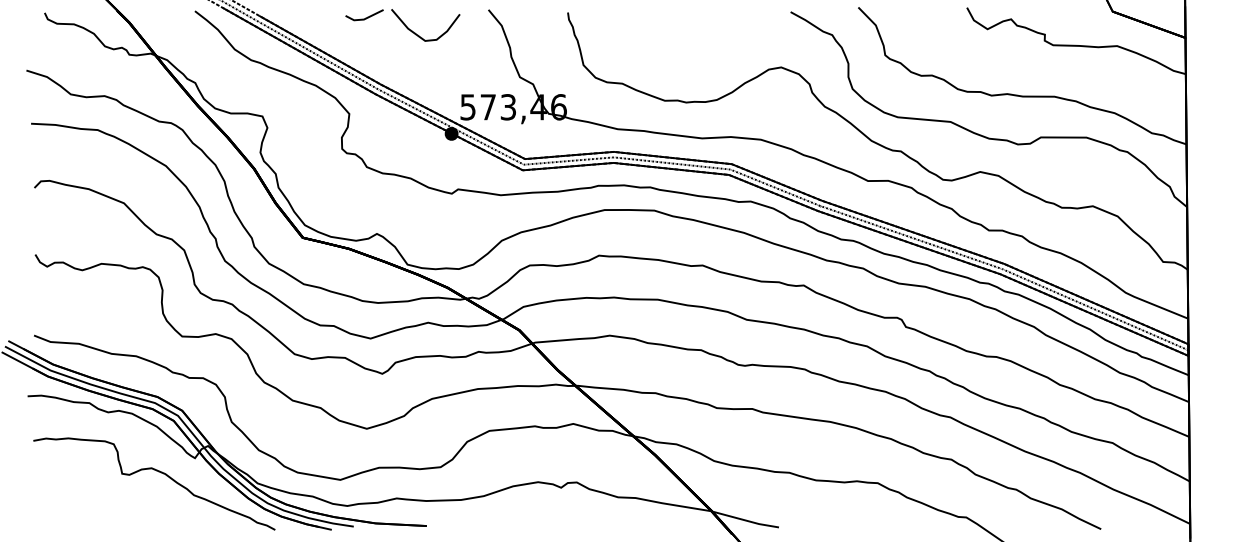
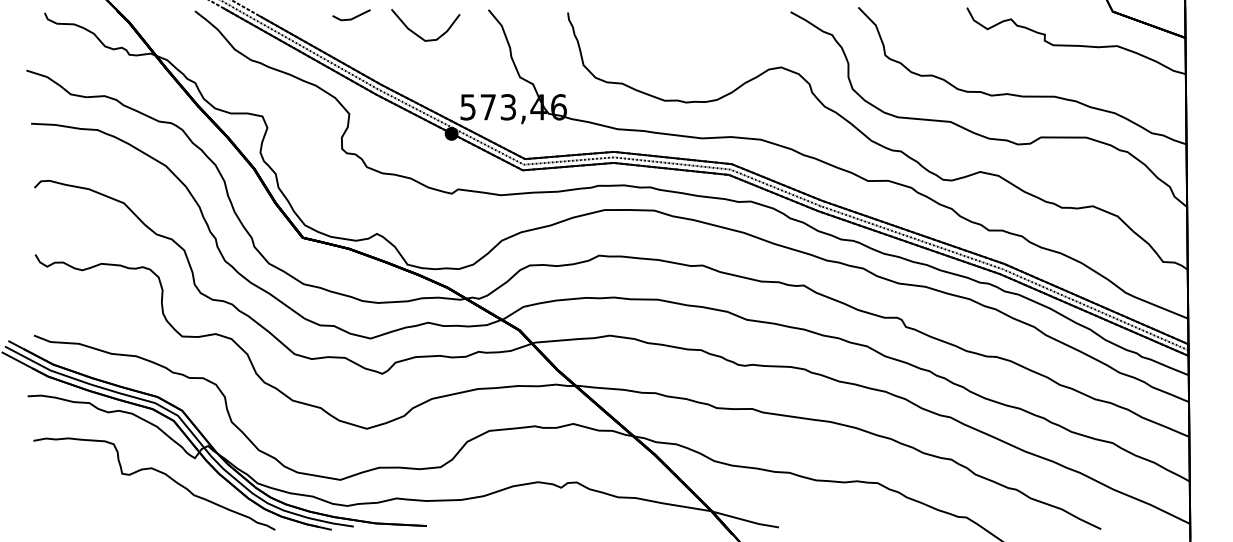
line position: (365, 17) -> (352, 17) (352, 17)
